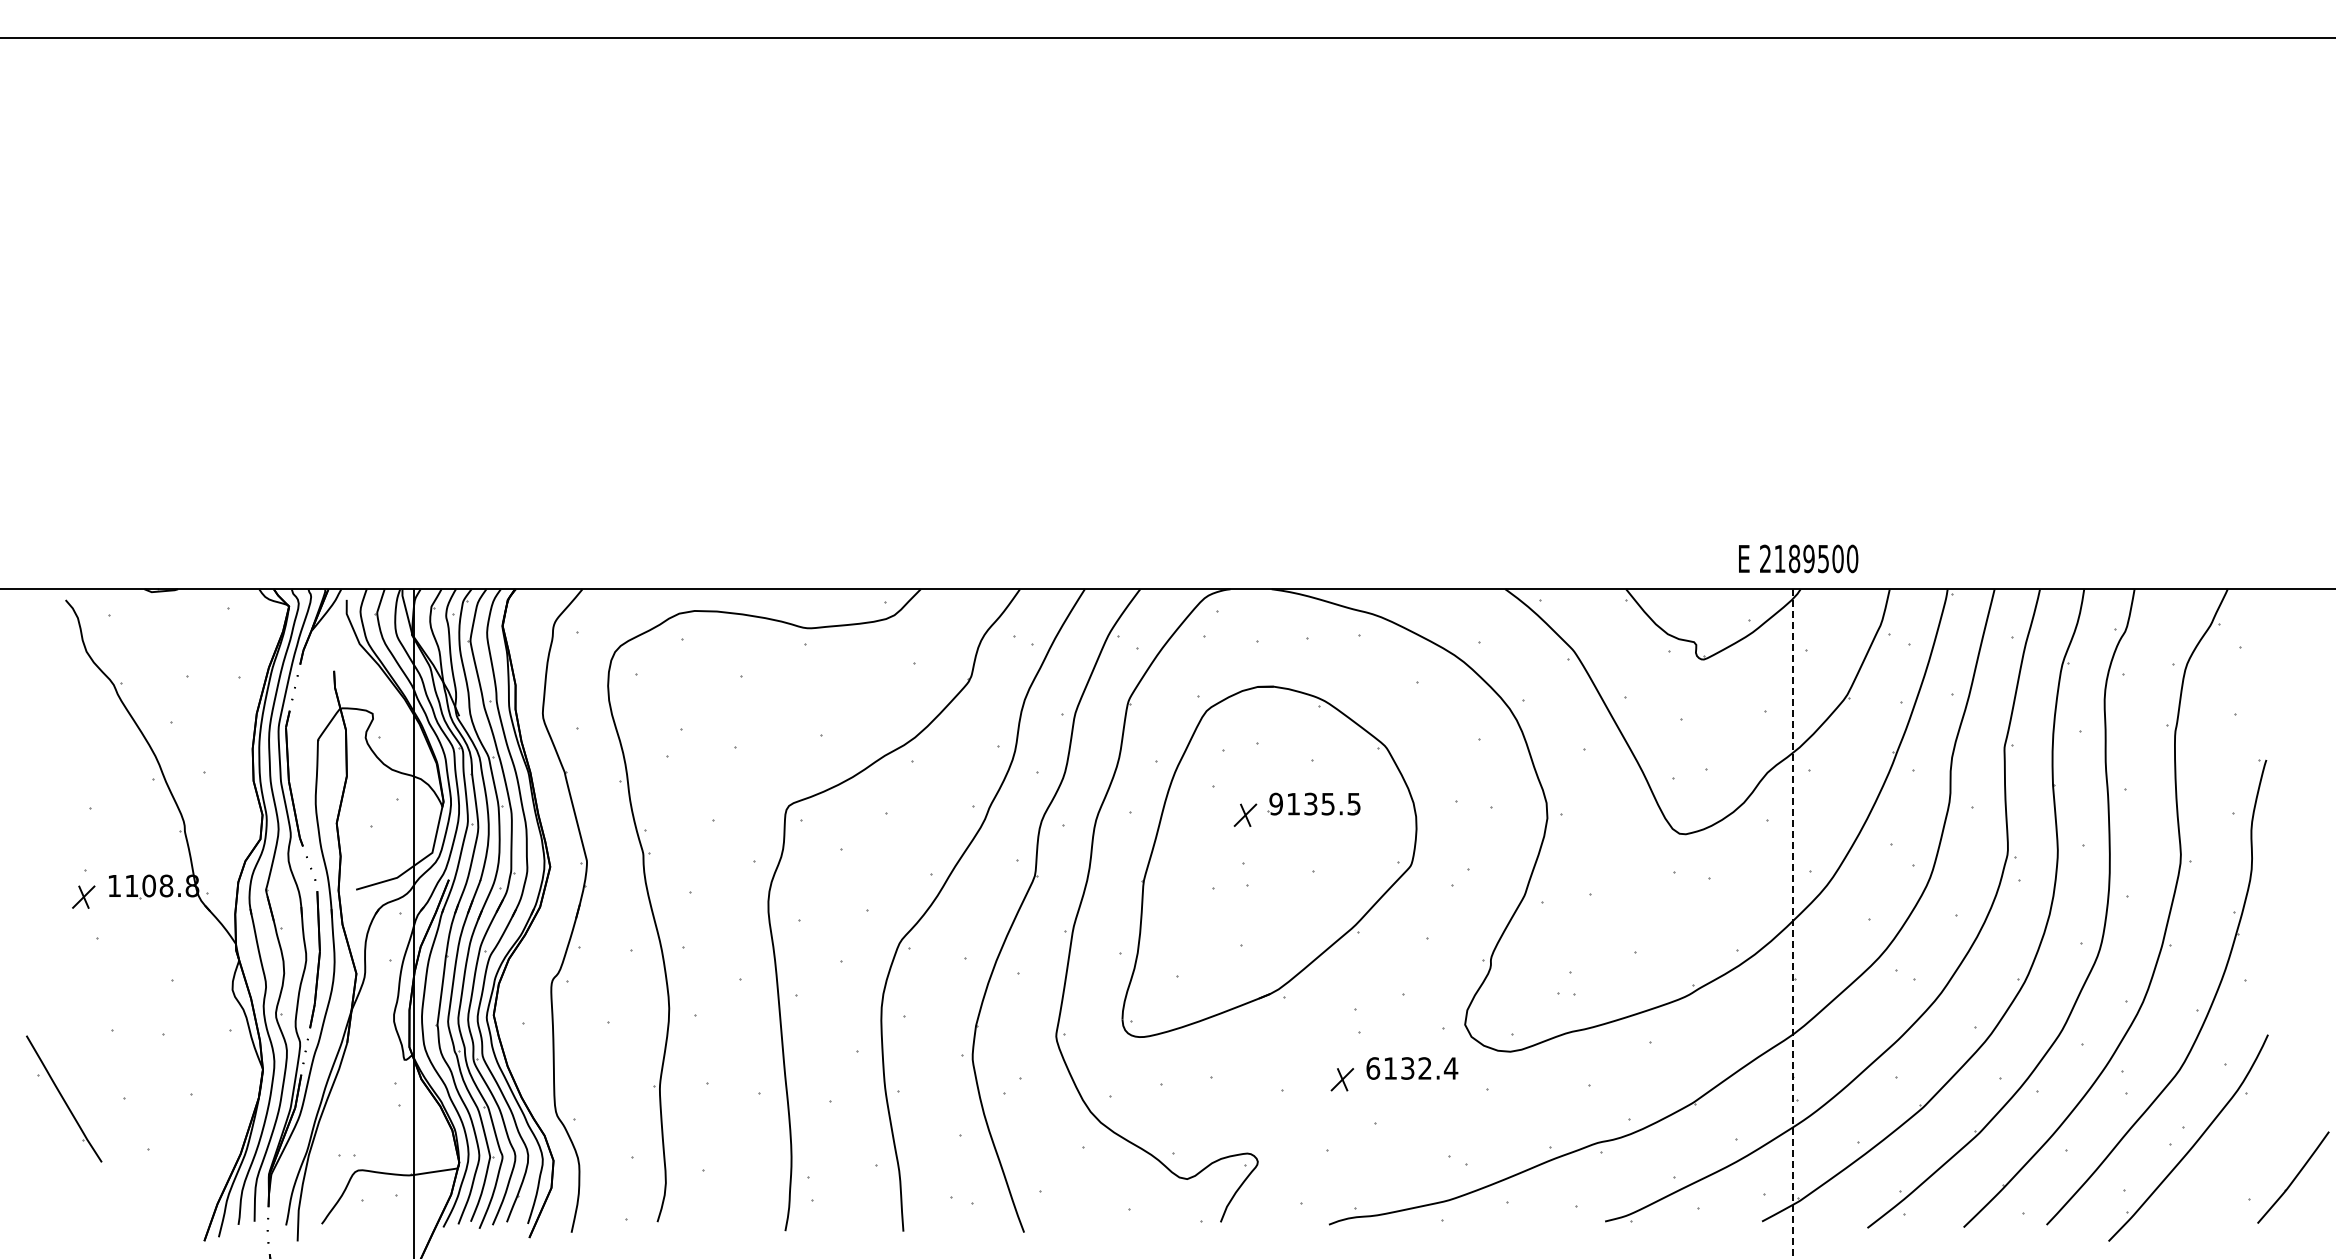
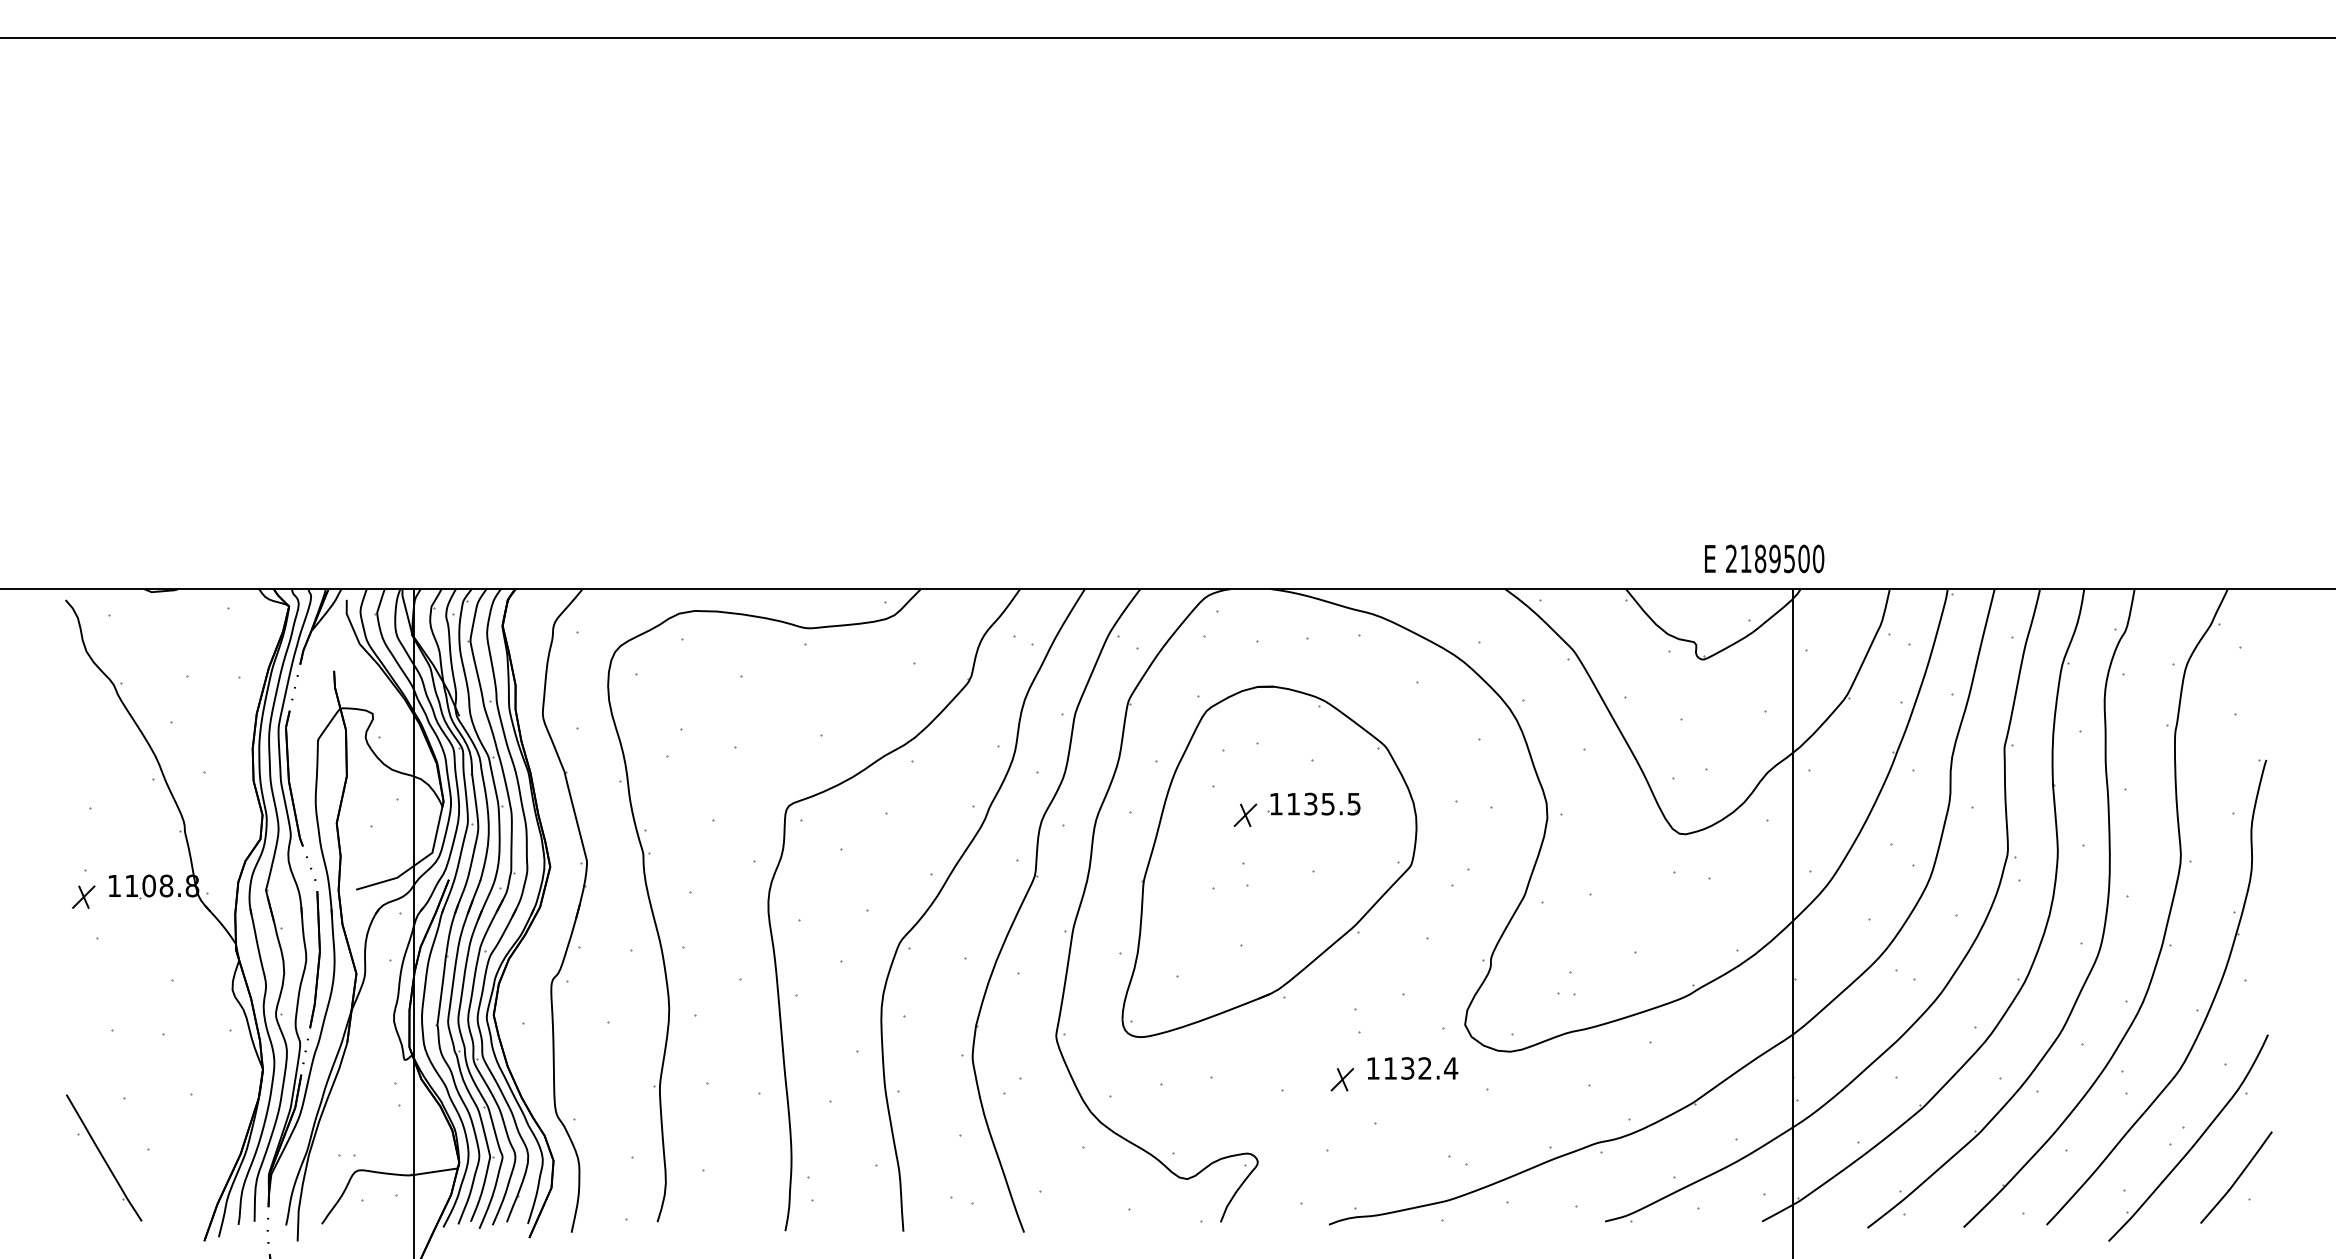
text position: (1798, 558) -> (1764, 558) (1764, 558)
text: 9135.5 -> 1135.5 (1275, 803)
line: dashed -> solid (1792, 923)
text: 6132.4 -> 1132.4 (1373, 1068)
part position: (64, 1098) -> (104, 1157) (104, 1157)
part position: (2293, 1177) -> (2236, 1177) (2236, 1177)
